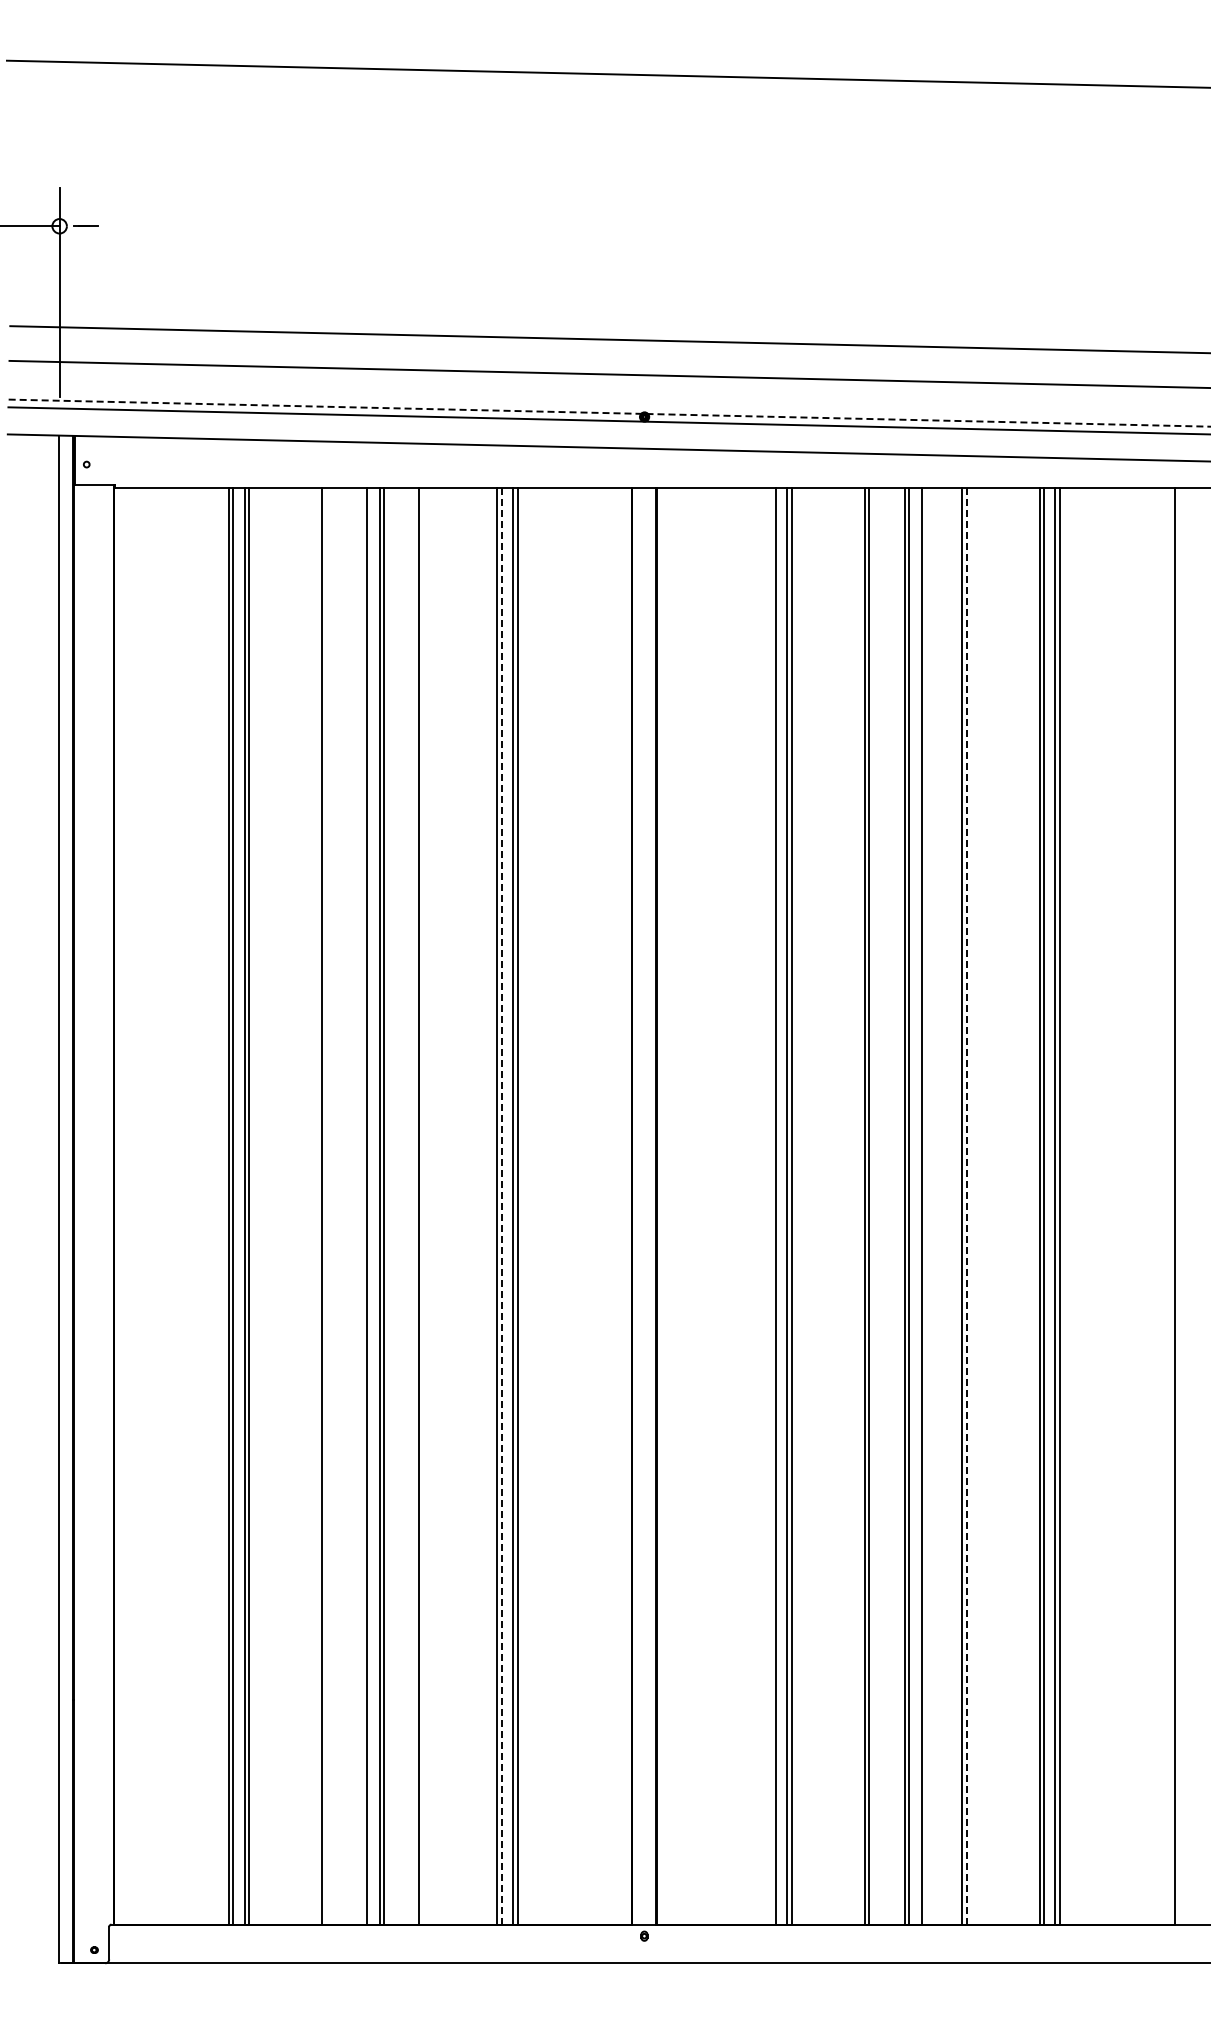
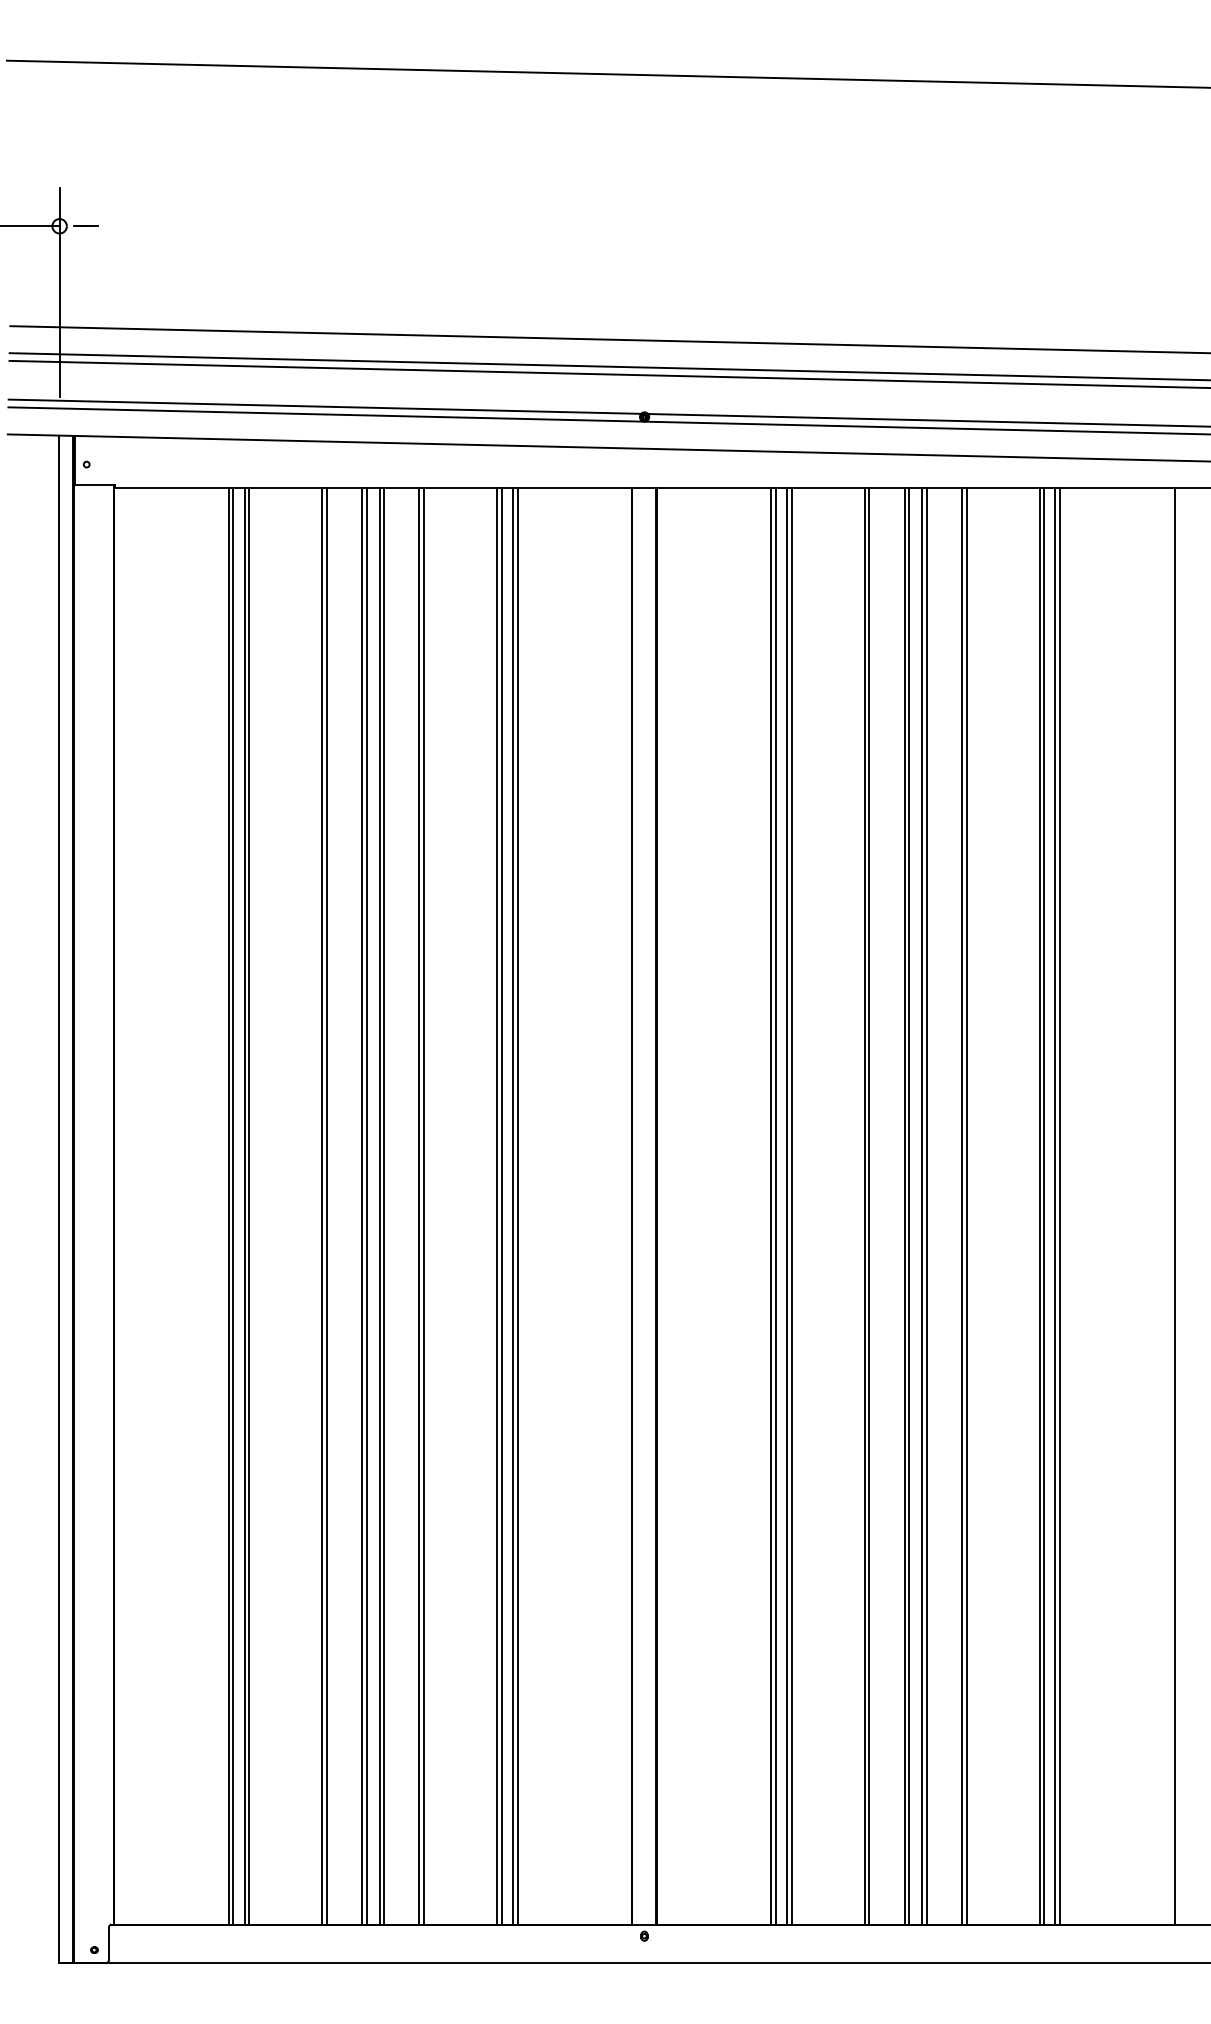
line: none -> present (608, 366)
line: dashed -> solid (610, 413)
line: none -> present (326, 1205)
line: none -> present (362, 1205)
line: none -> present (424, 1205)
line: none -> present (771, 1205)
line: none -> present (926, 1205)
line: dashed -> solid (501, 1206)
line: dashed -> solid (966, 1206)
